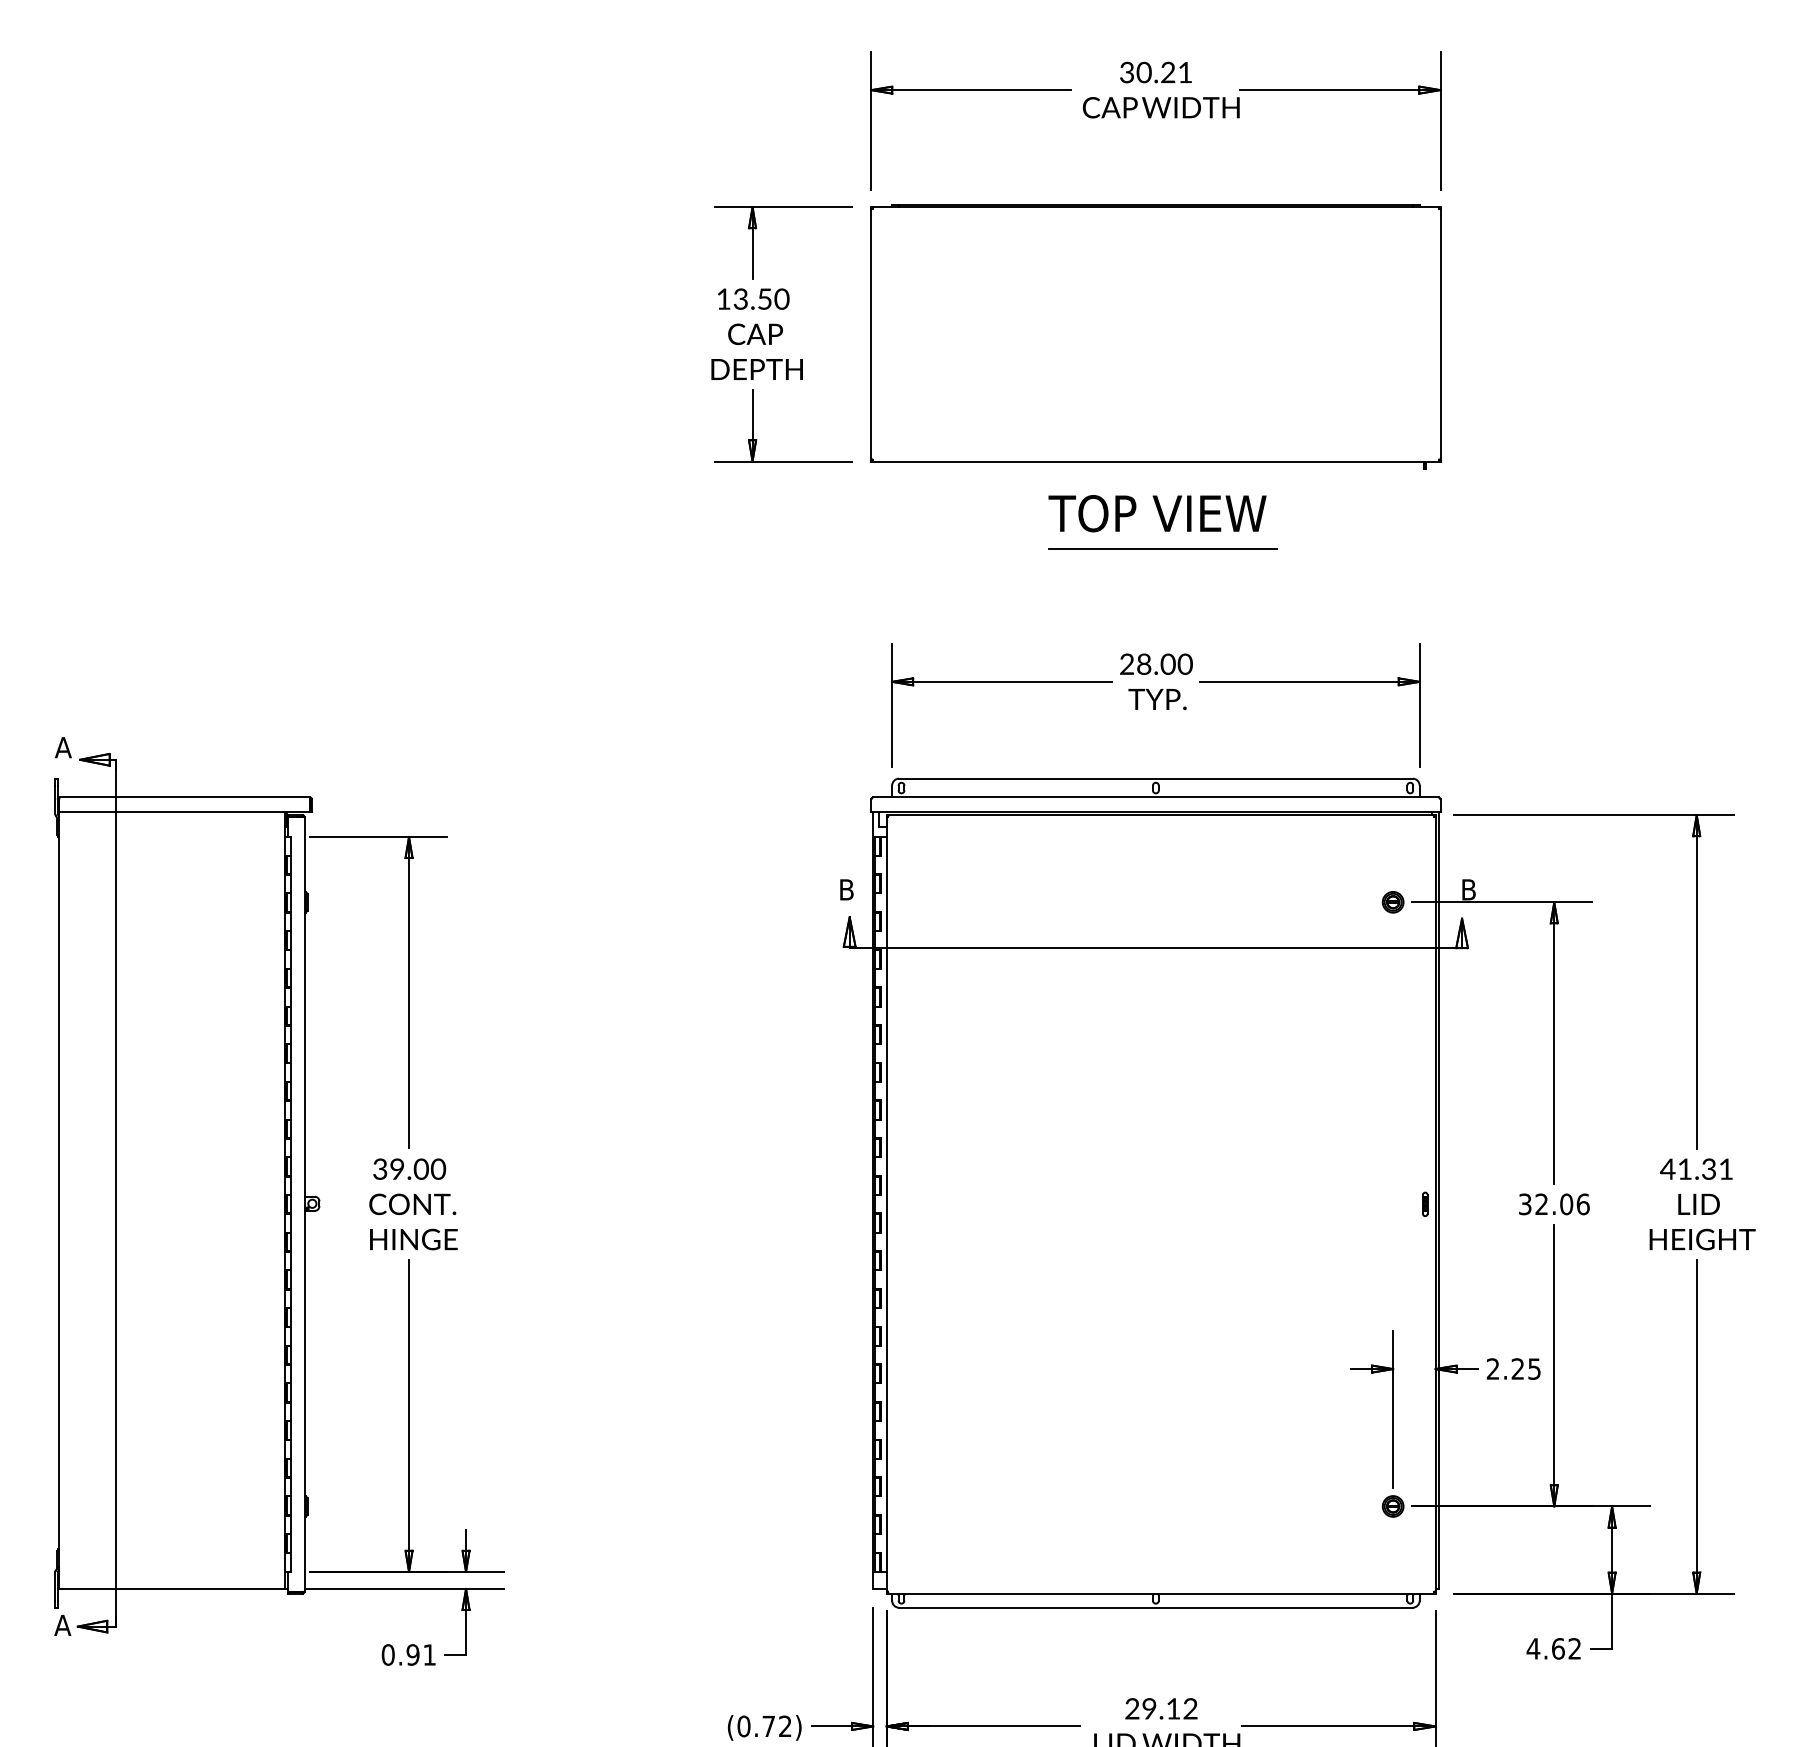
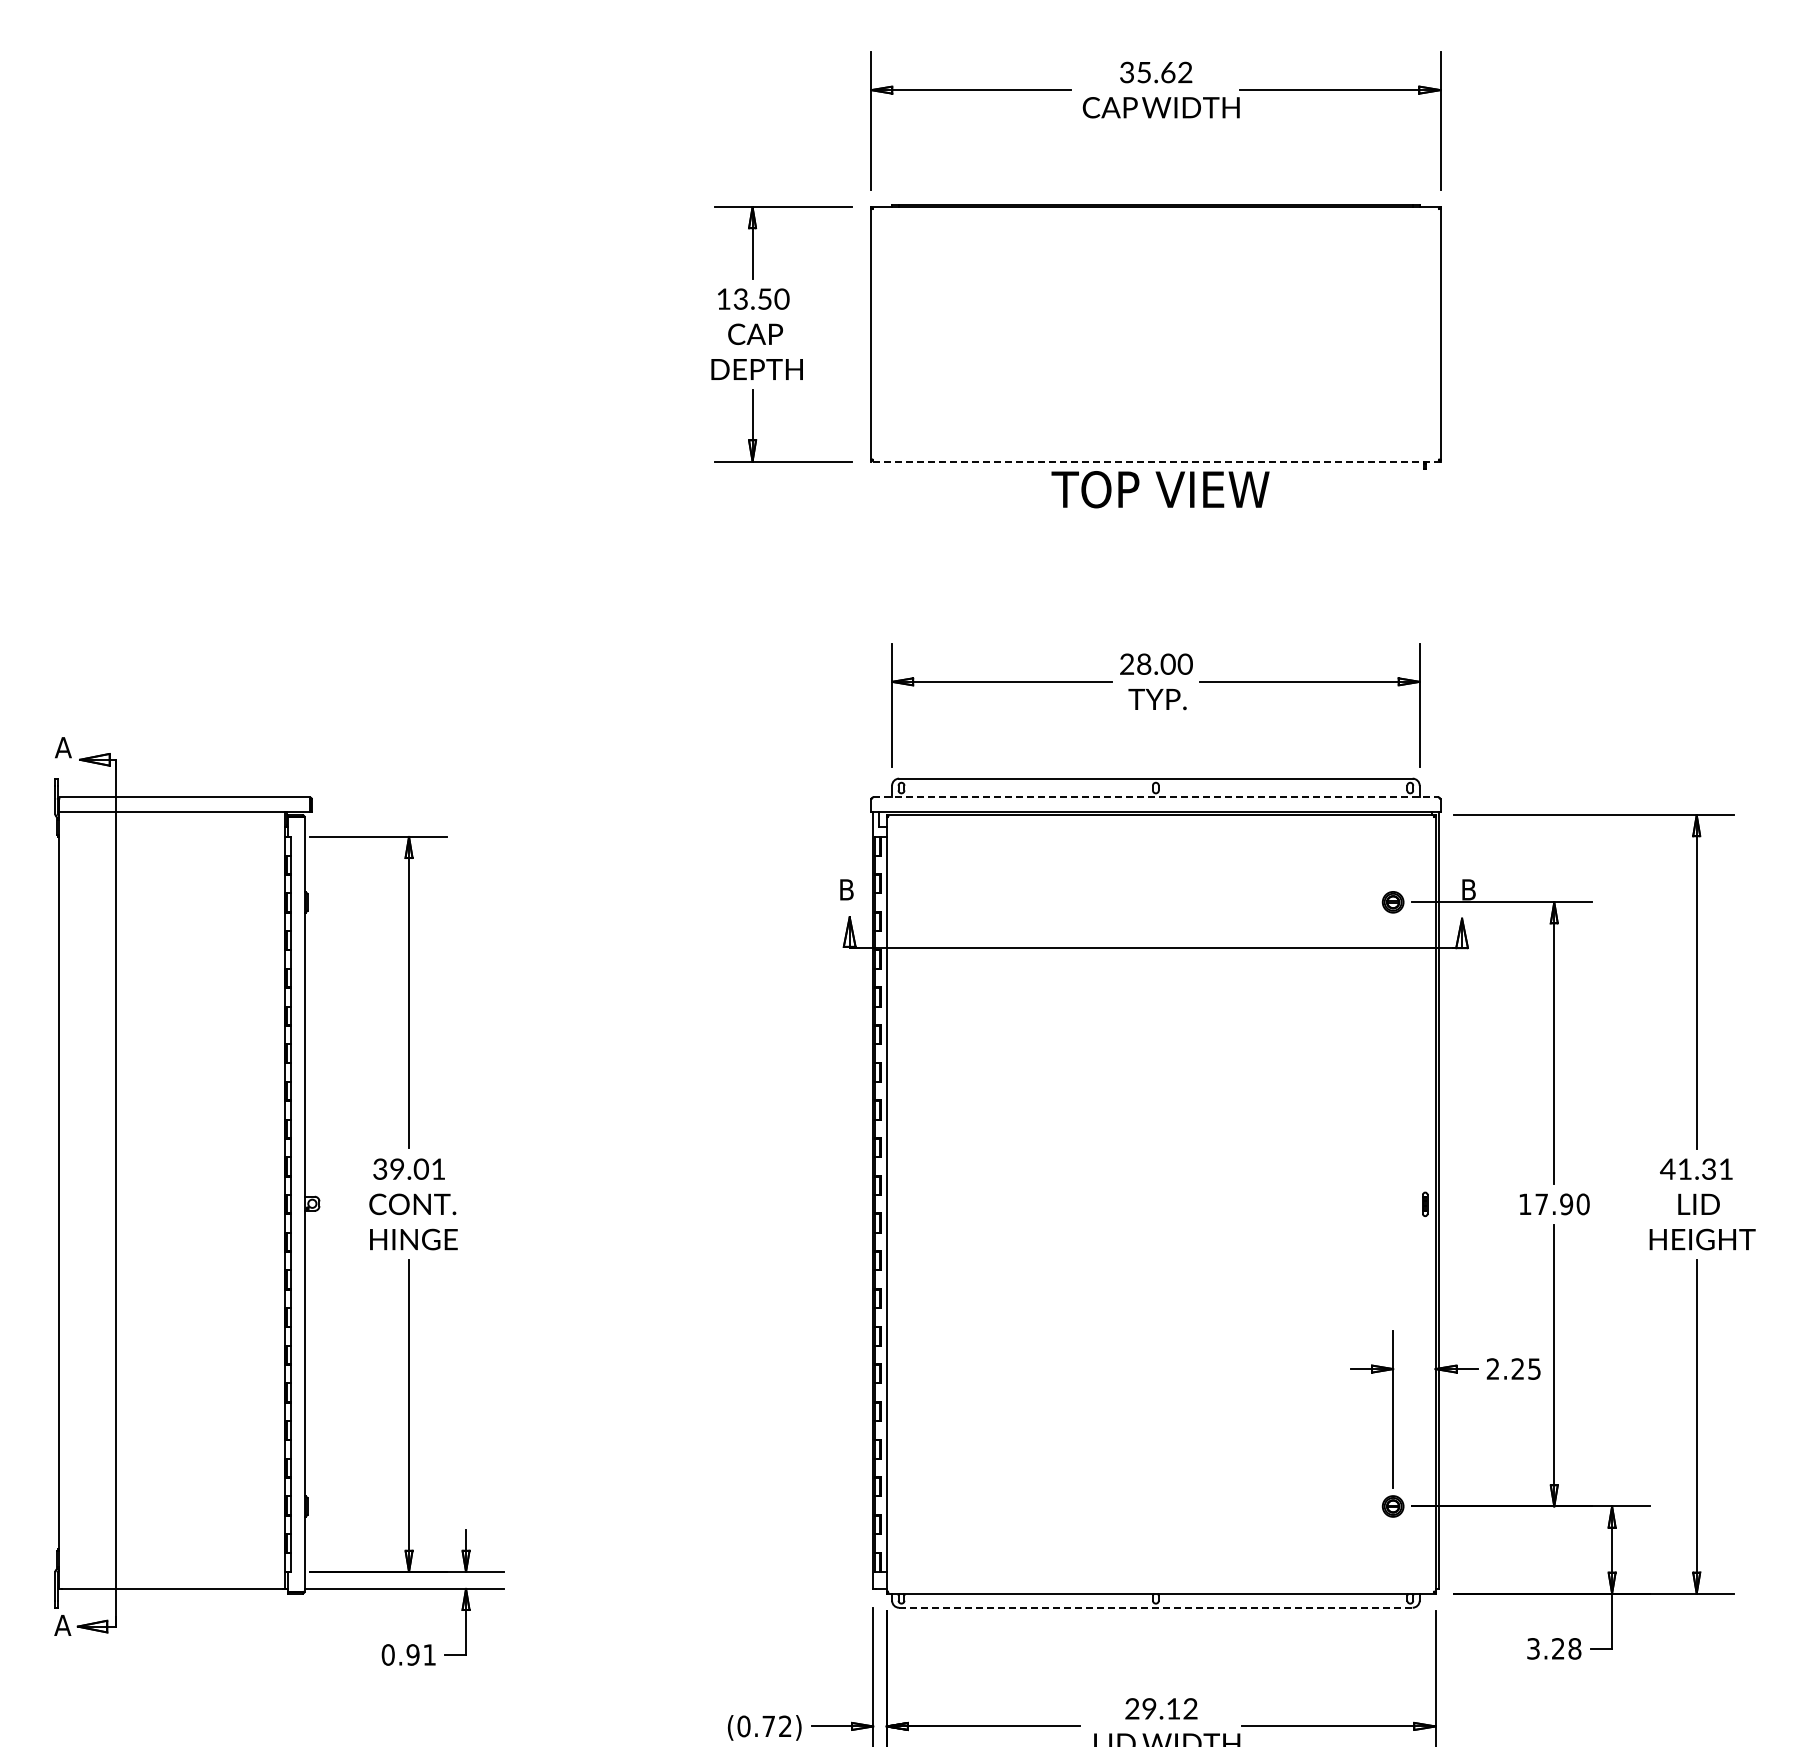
text: 30.21 -> 35.62 (1164, 72)
line: solid -> dashed (1155, 461)
text position: (1157, 513) -> (1160, 489) (1160, 489)
line: present -> none (1162, 549)
line: solid -> dashed (1155, 797)
text: 39.00 -> 39.01 (438, 1168)
text: 32.06 -> 17.90 (1554, 1204)
line: solid -> dashed (1155, 1607)
text: 4.62 -> 3.28 (1553, 1648)
